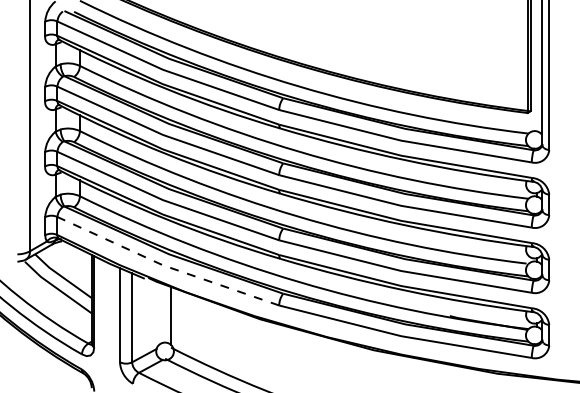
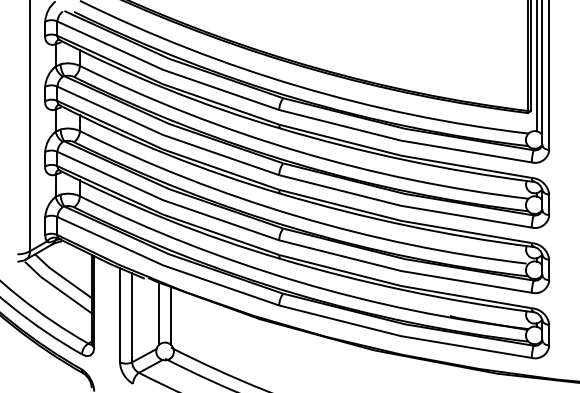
line: none -> present (536, 66)
line: dashed -> solid (165, 266)
line: none -> present (159, 313)
